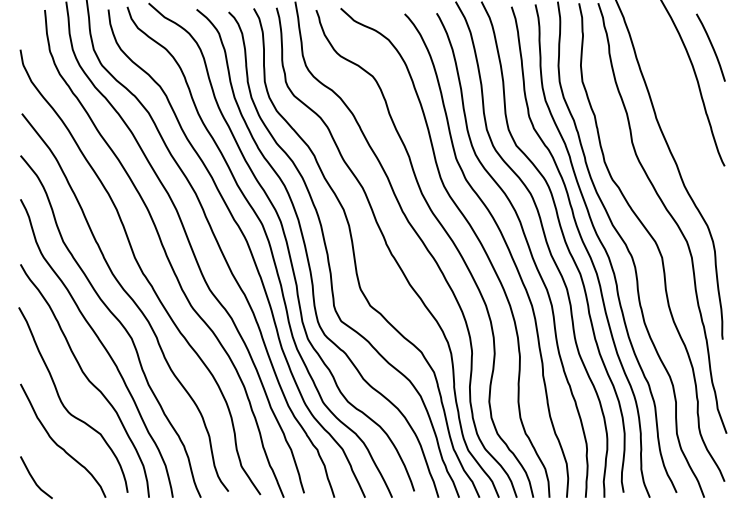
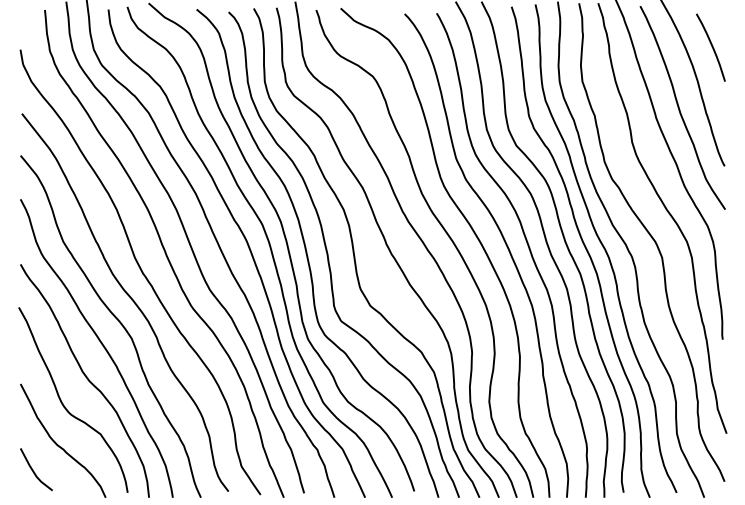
curve: none -> present (680, 109)
line position: (34, 479) -> (34, 471) (34, 471)
